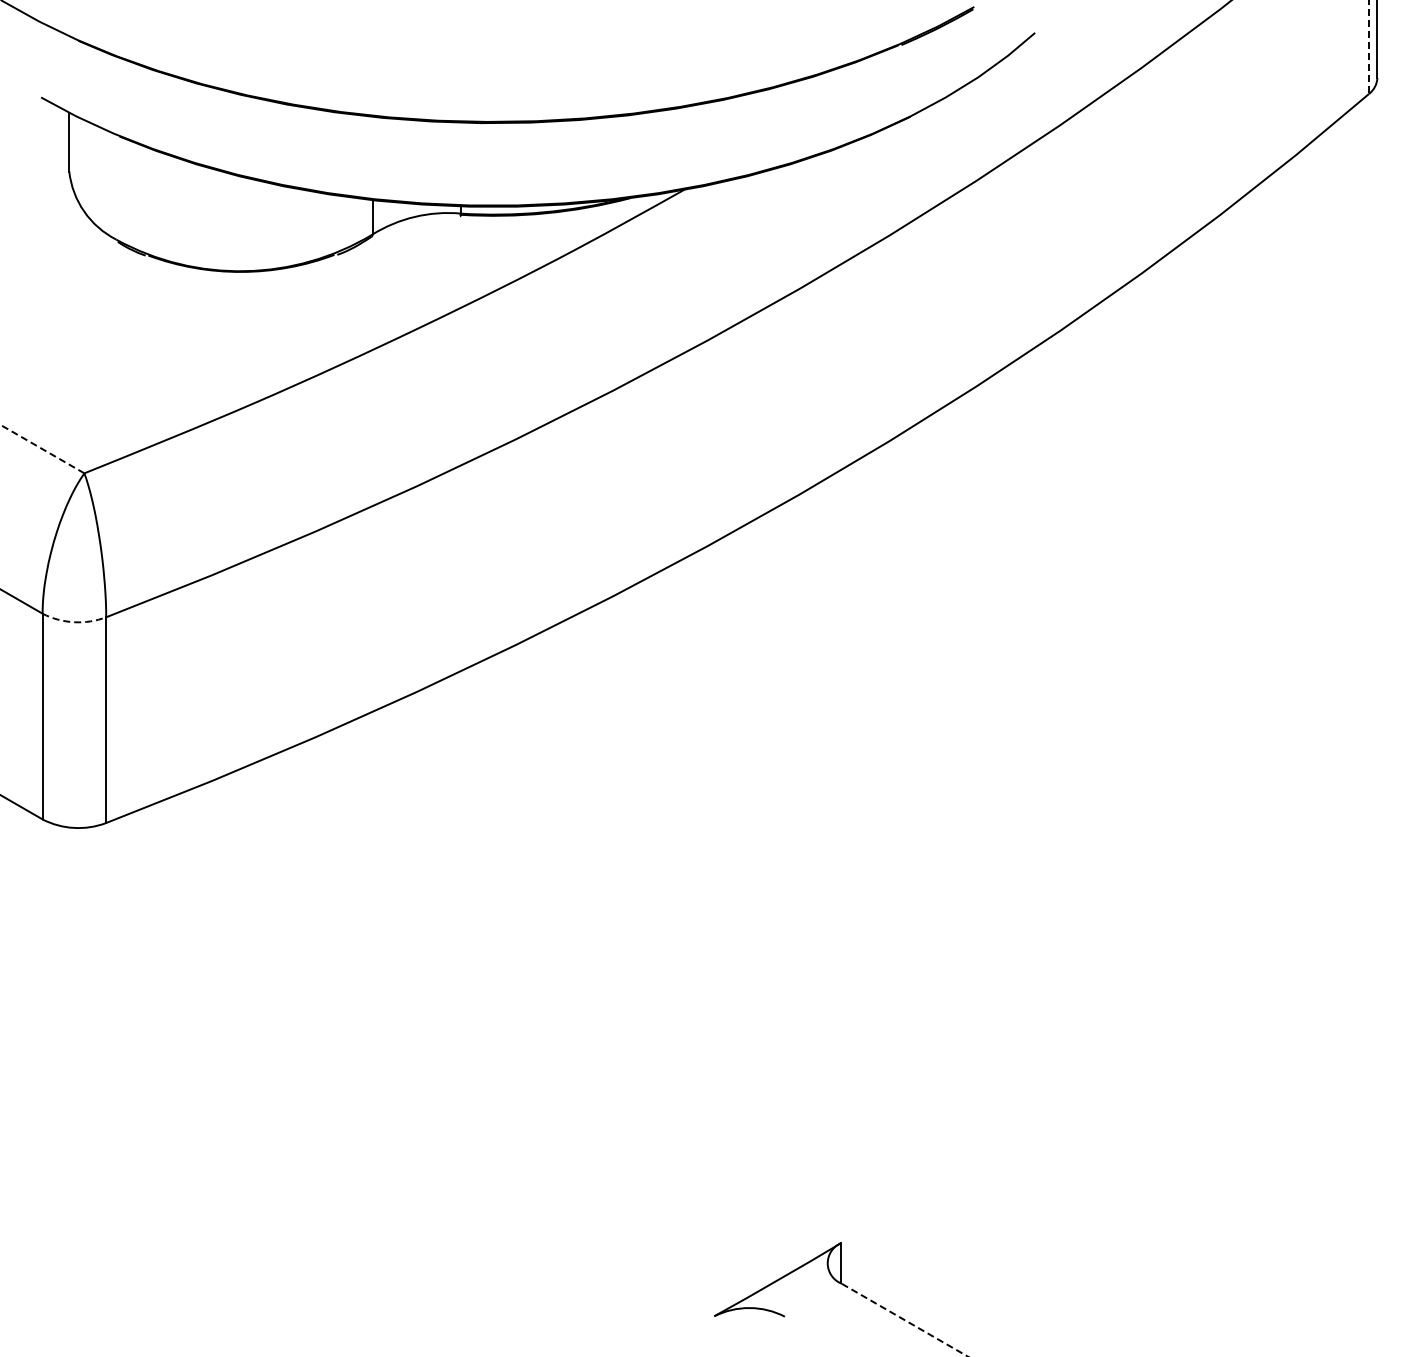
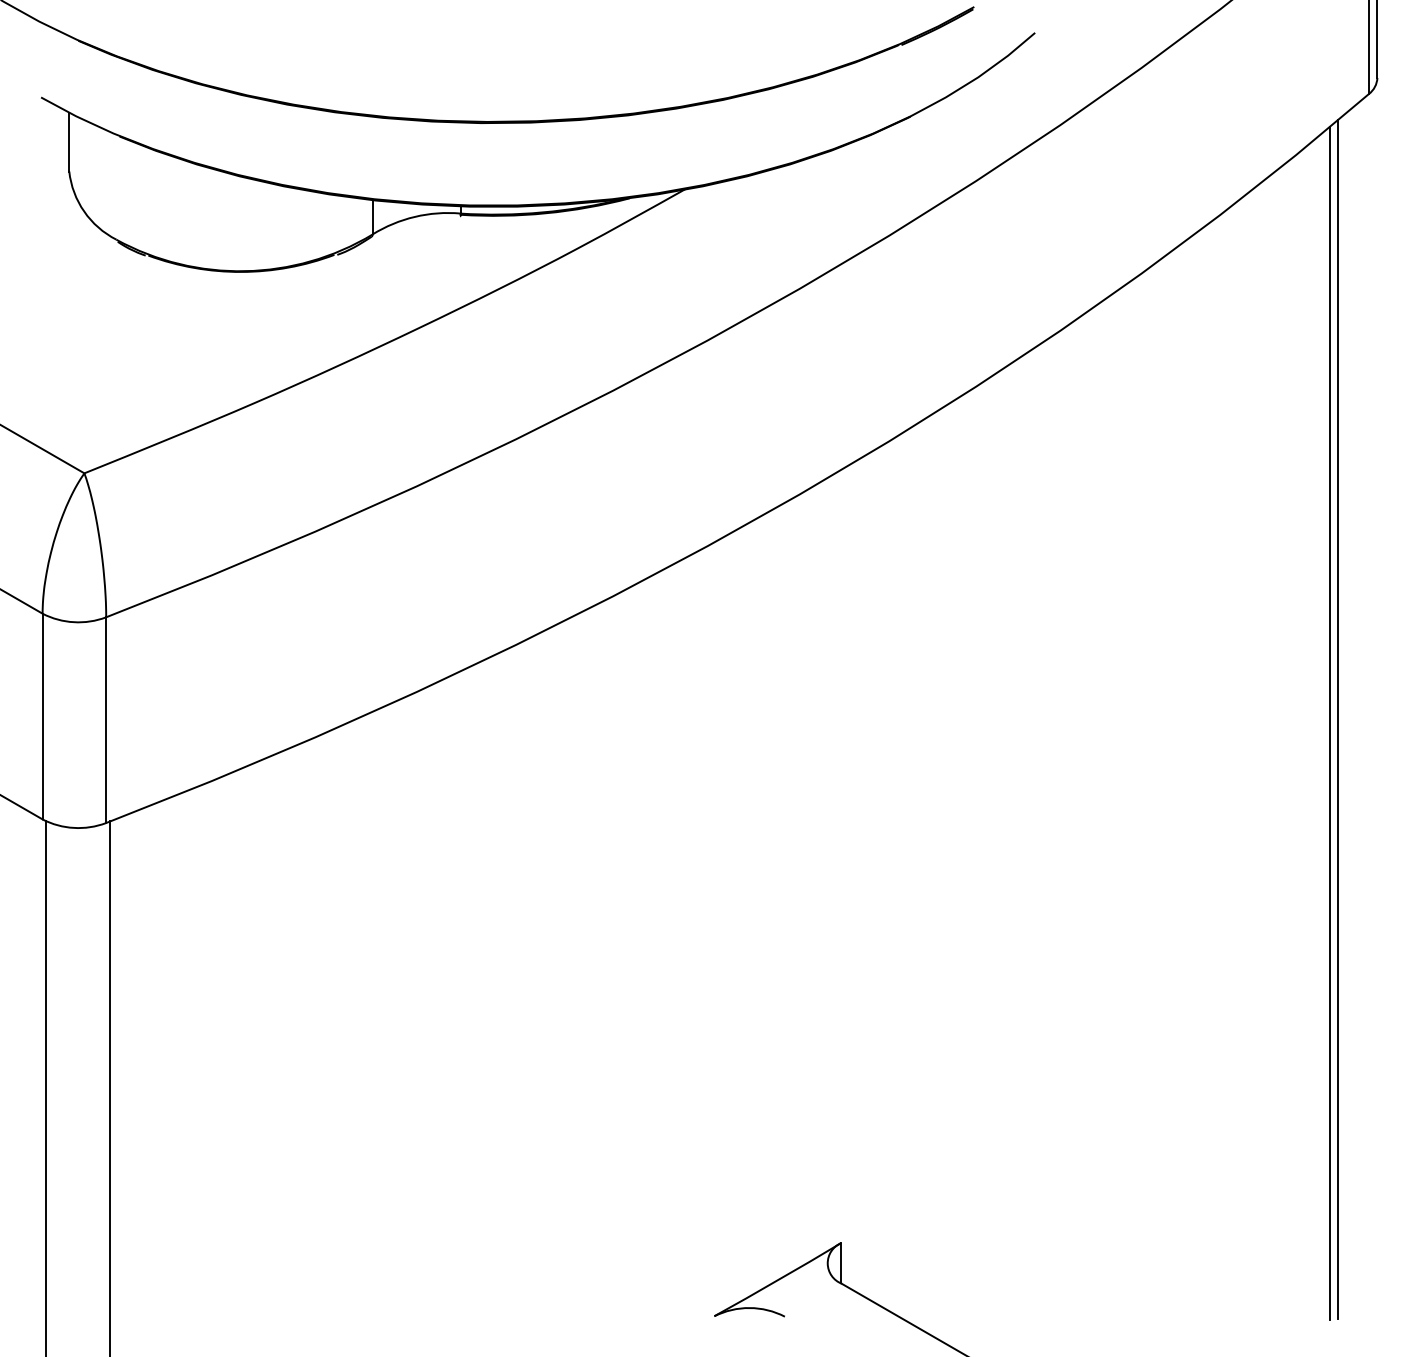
line: dashed -> solid (1368, 47)
line: dashed -> solid (42, 448)
arc: dashed -> solid (74, 622)
line: none -> present (1338, 719)
line: none -> present (1329, 723)
line: none -> present (46, 1087)
line: none -> present (110, 1087)
line: dashed -> solid (905, 1320)
